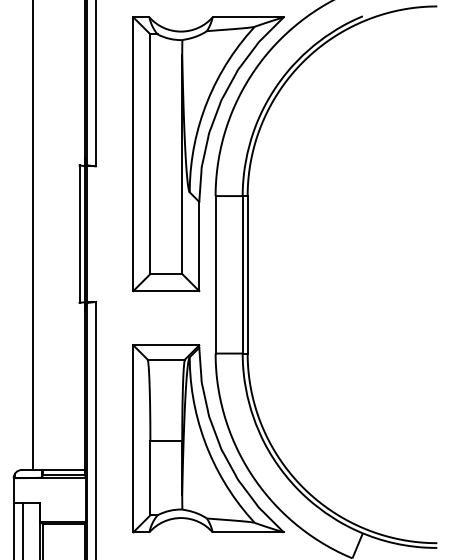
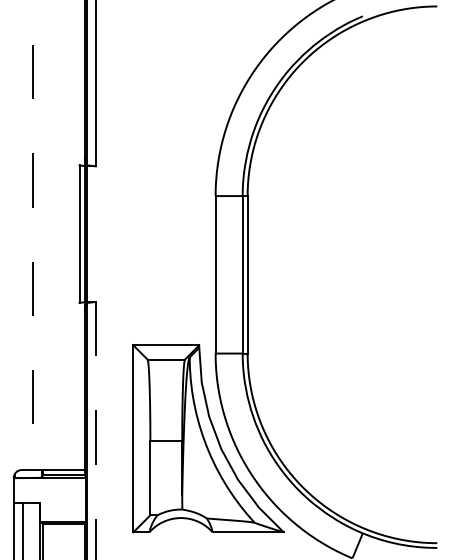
part: present -> none (208, 154)
line: solid -> dashed (32, 235)
line: solid -> dashed (95, 430)
